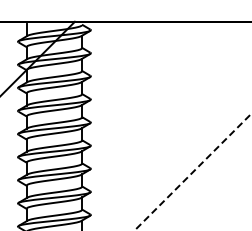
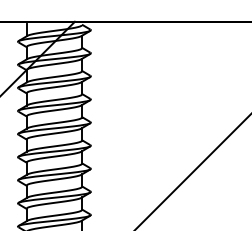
line: dashed -> solid (192, 172)
